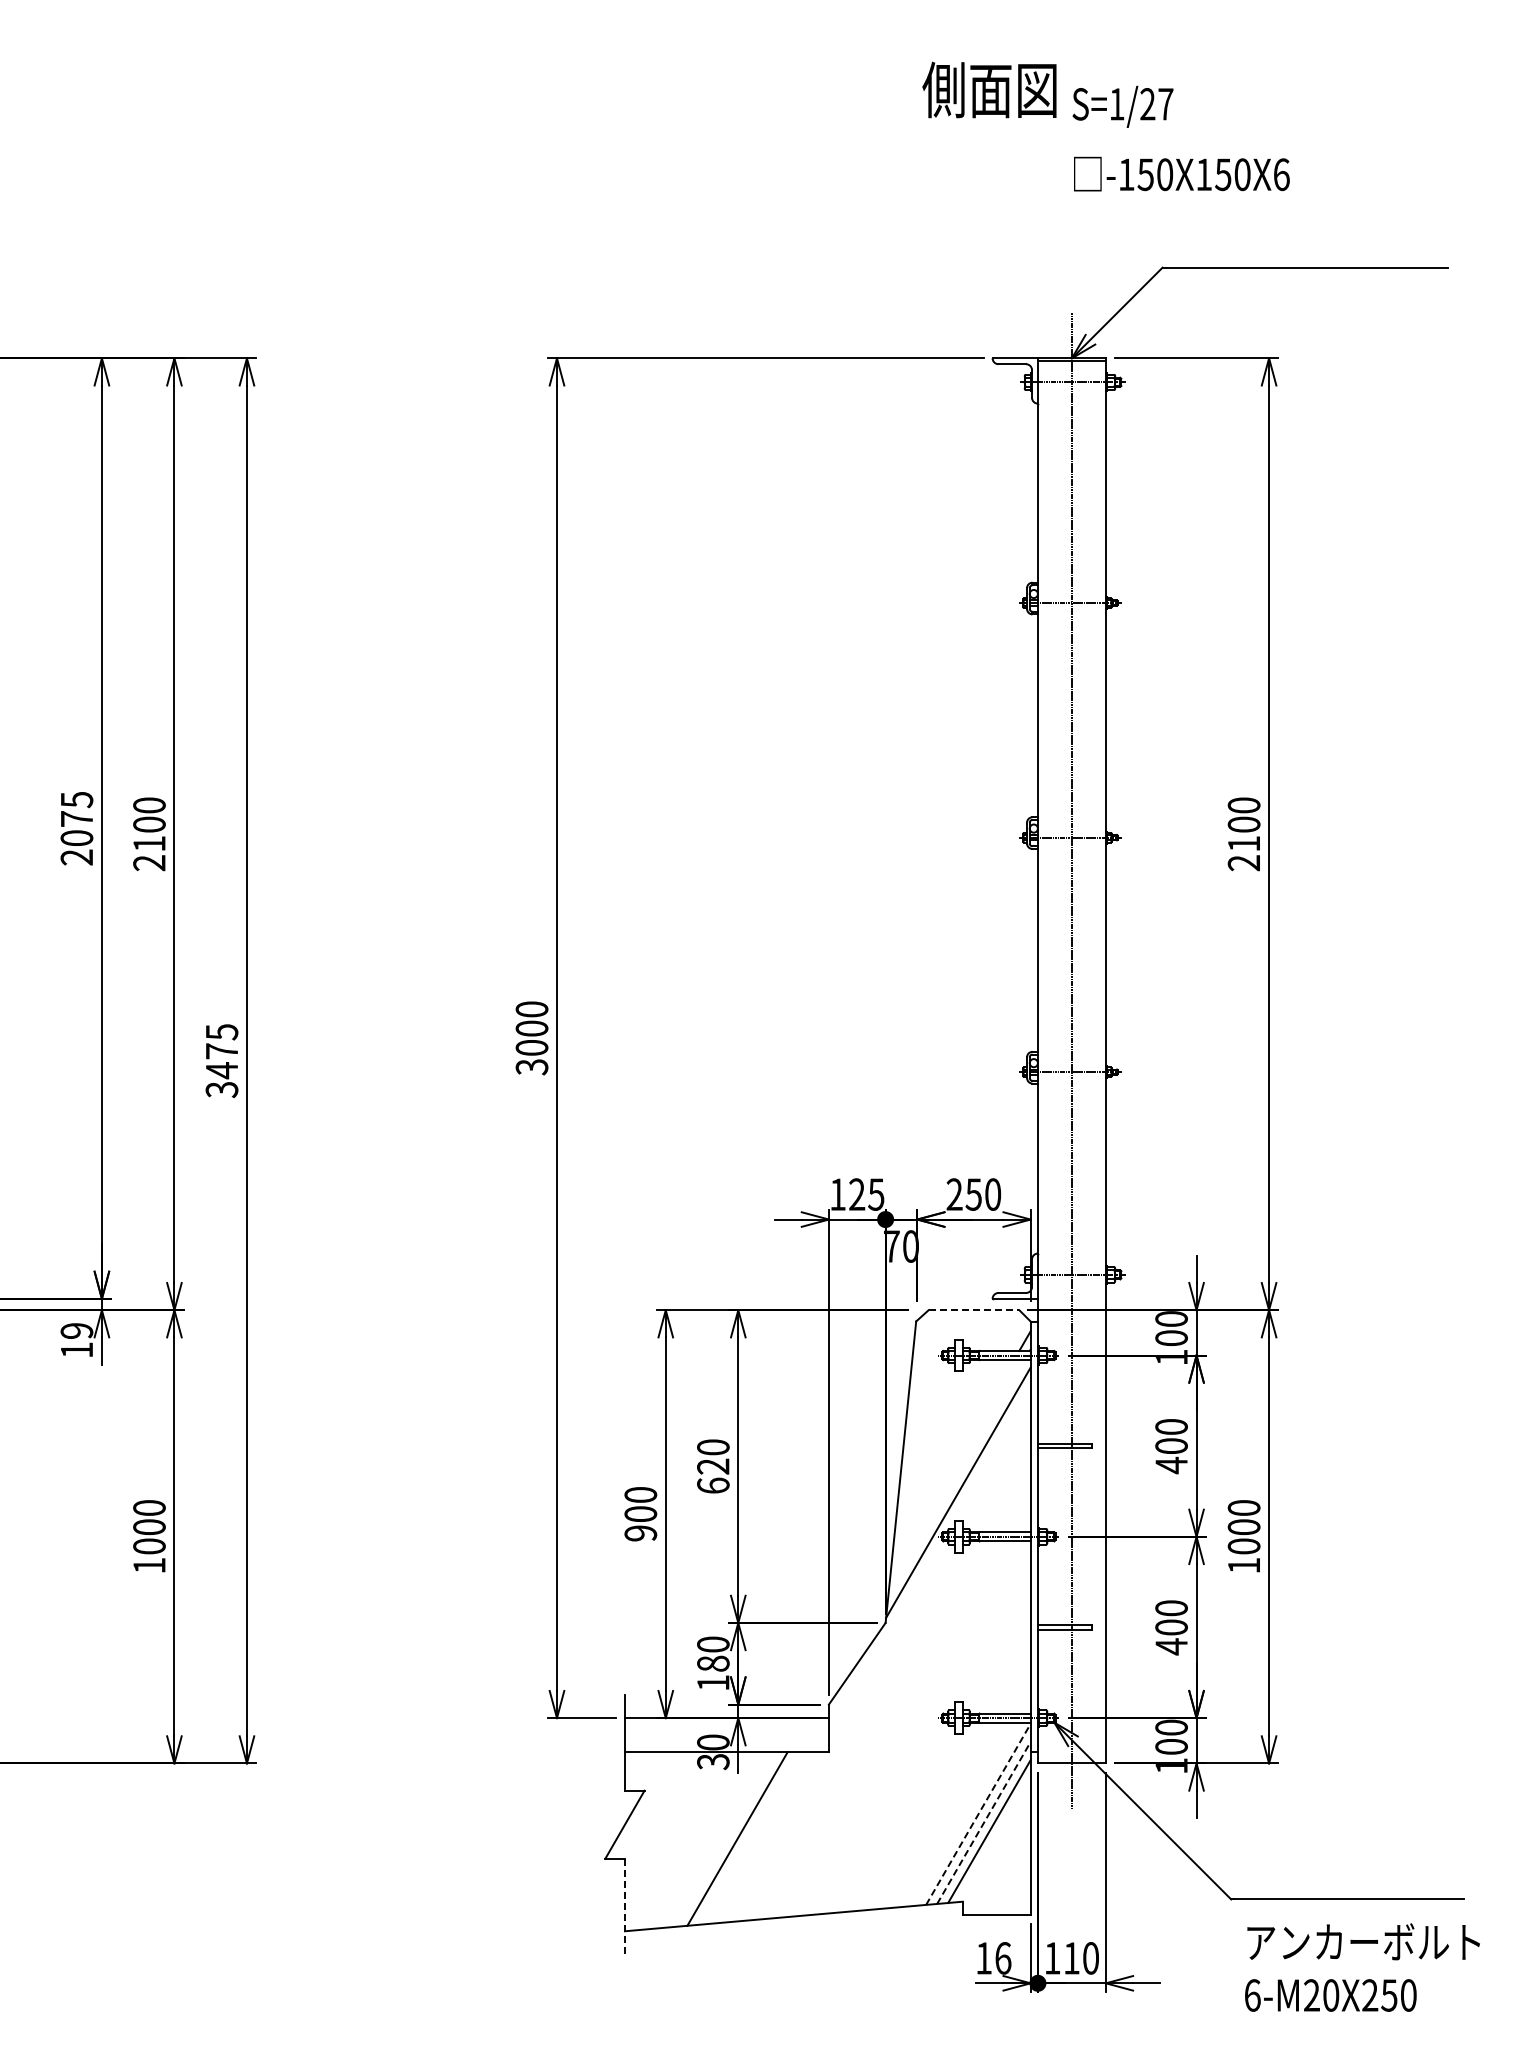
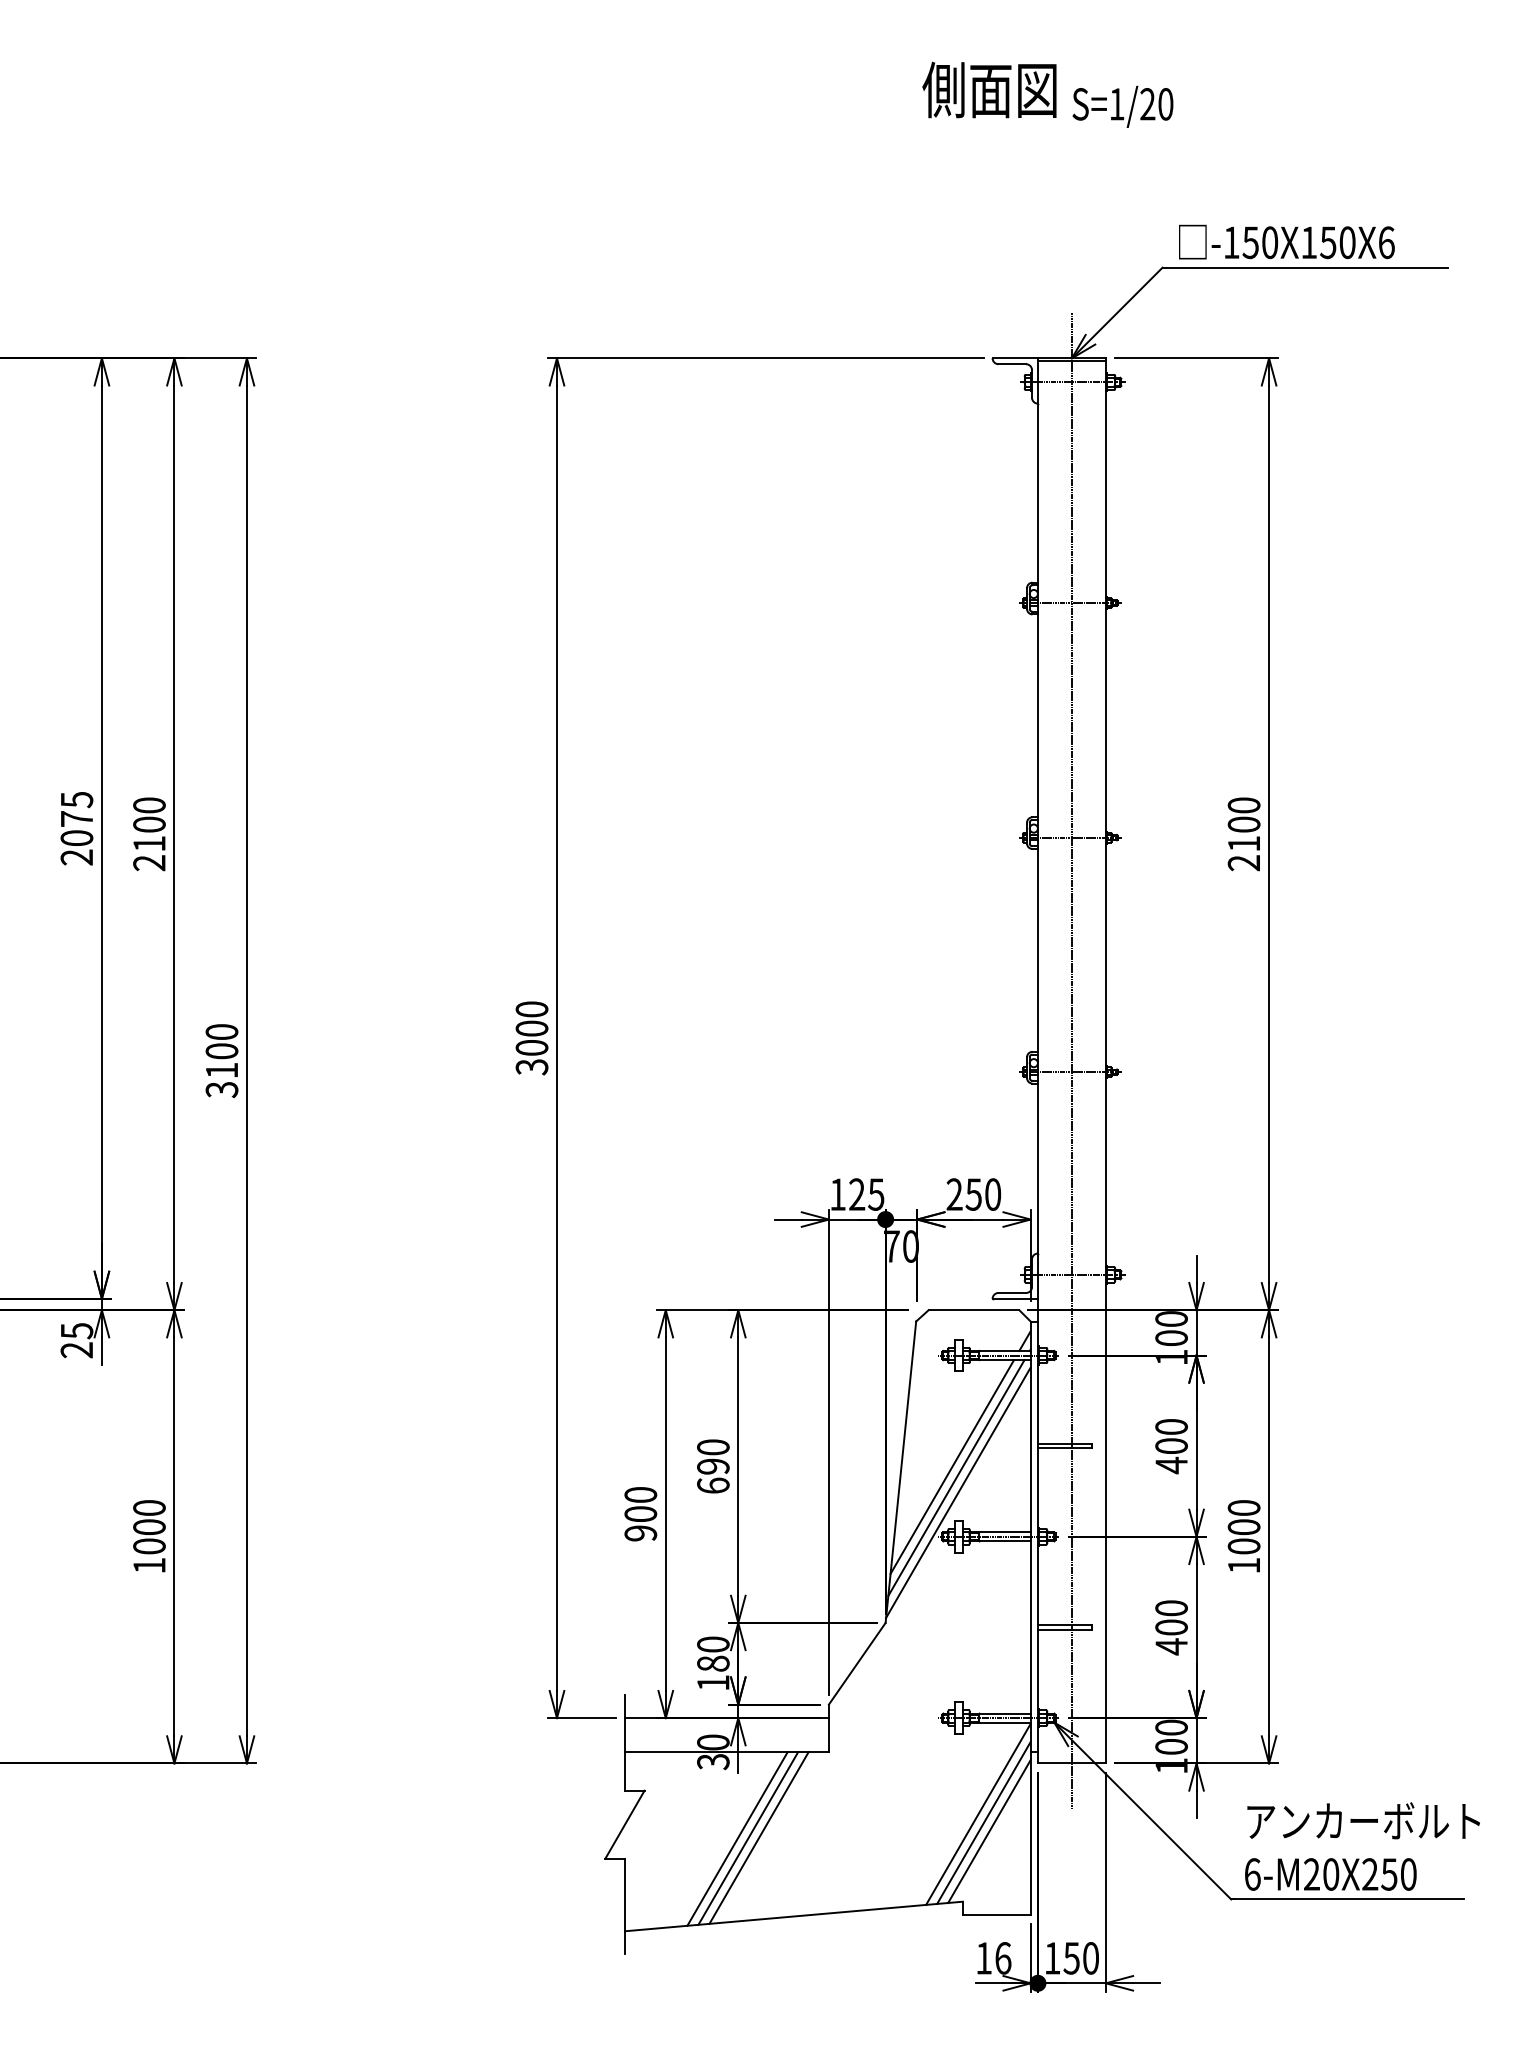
text: S=1/27 -> S=1/20 (1165, 104)
text position: (1181, 173) -> (1286, 241) (1286, 241)
text: 3475 -> 3100 (221, 1051)
line: dashed -> solid (974, 1310)
text: 19 -> 25 (76, 1340)
text: 620 -> 690 (713, 1466)
line: none -> present (952, 1466)
line: none -> present (956, 1477)
line: dashed -> solid (978, 1814)
line: dashed -> solid (983, 1822)
line: none -> present (758, 1837)
line: none -> present (748, 1838)
line: dashed -> solid (624, 1906)
text: 110 -> 150 (1071, 1958)
text position: (1362, 1967) -> (1362, 1846) (1362, 1846)
